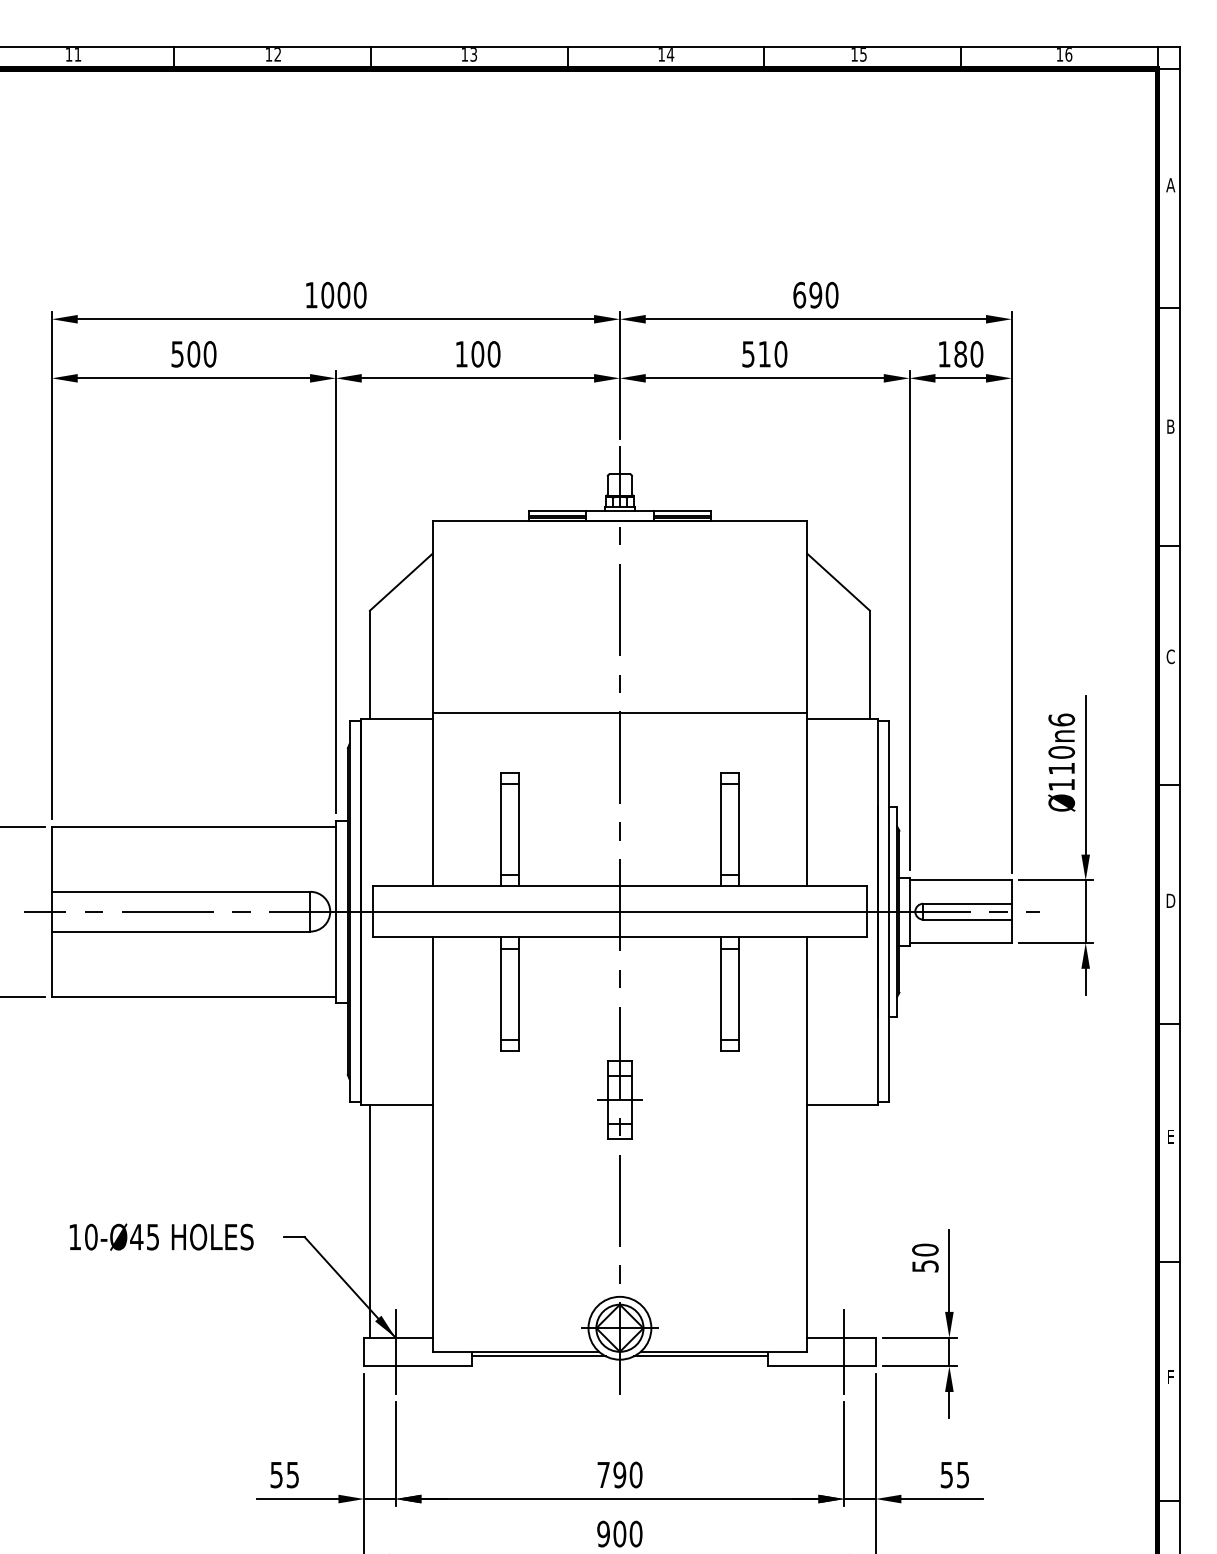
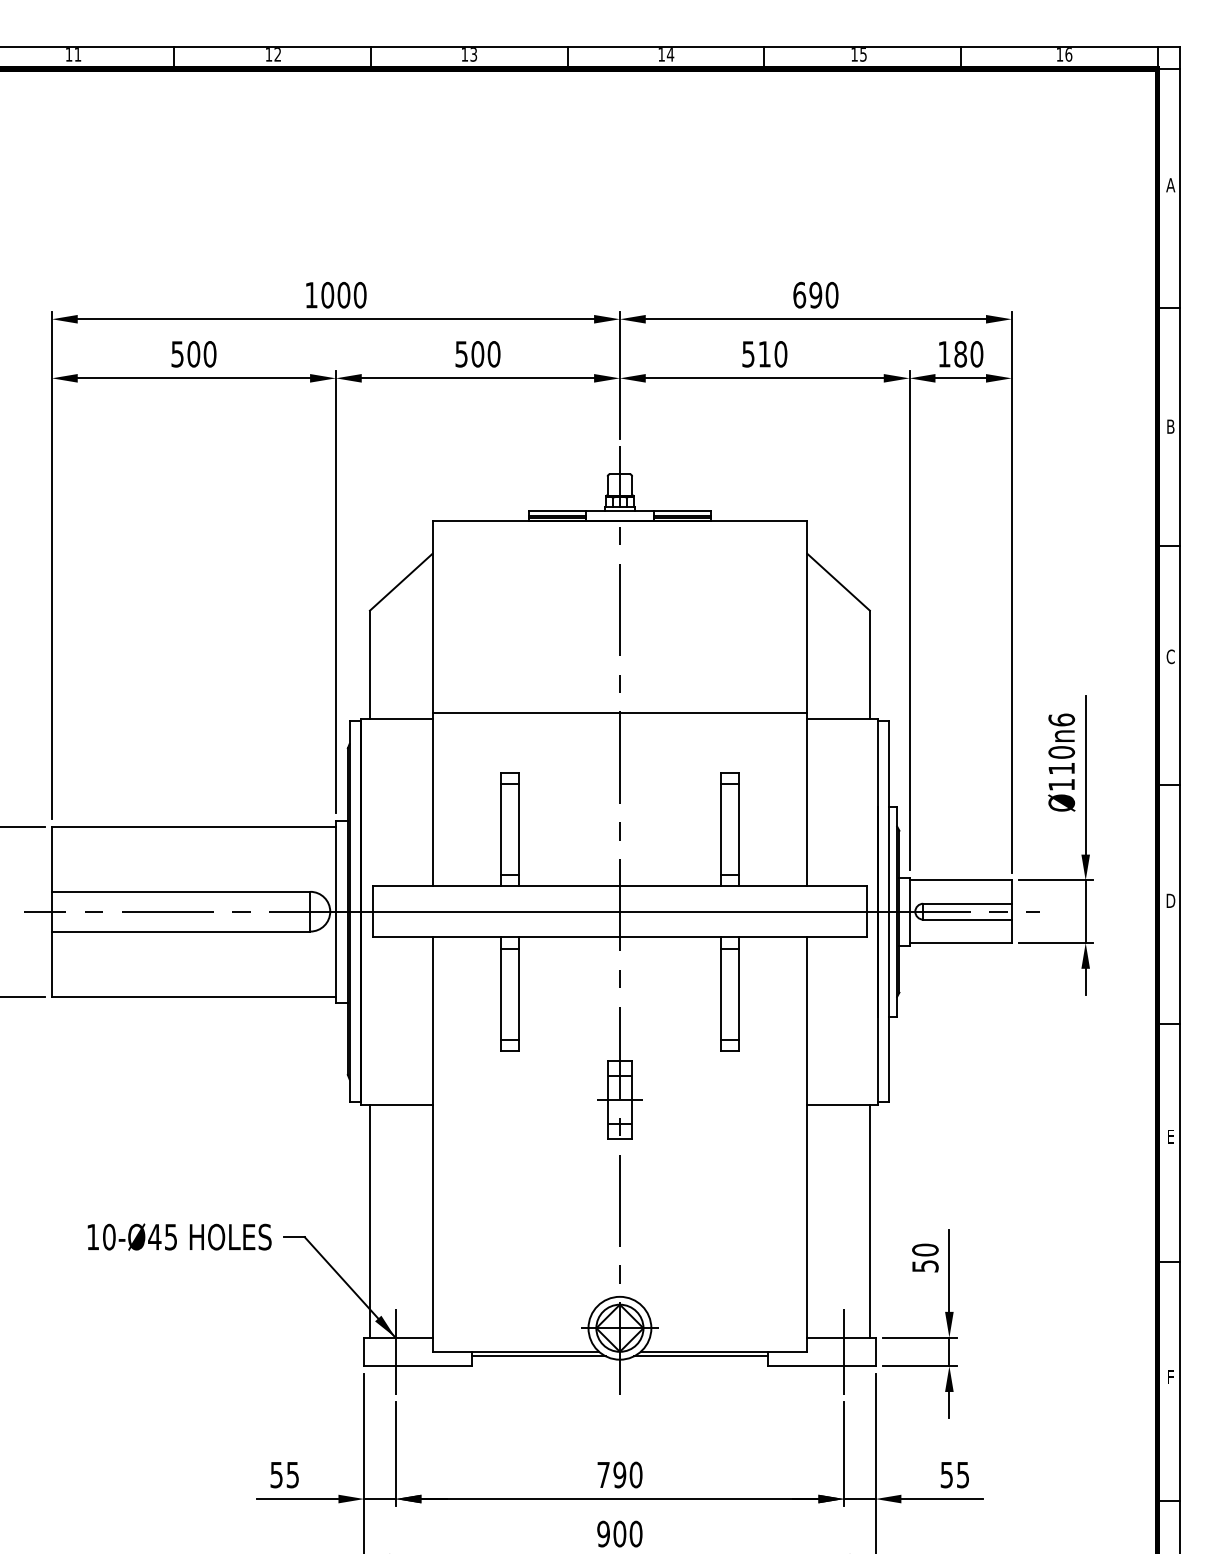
text: 100 -> 500 (461, 354)
line: none -> present (869, 1220)
text position: (161, 1236) -> (179, 1236) (179, 1236)
